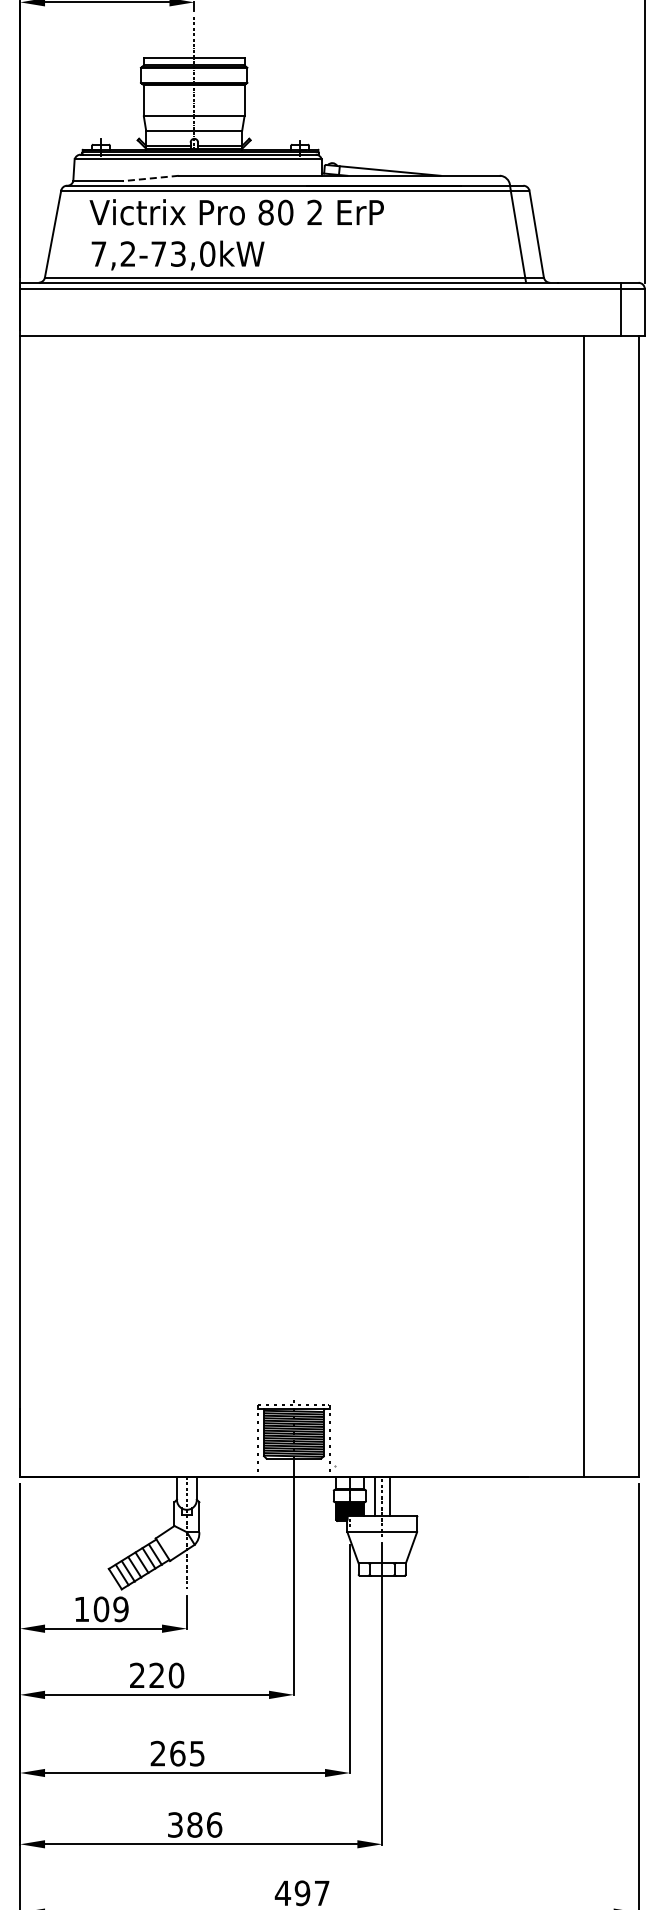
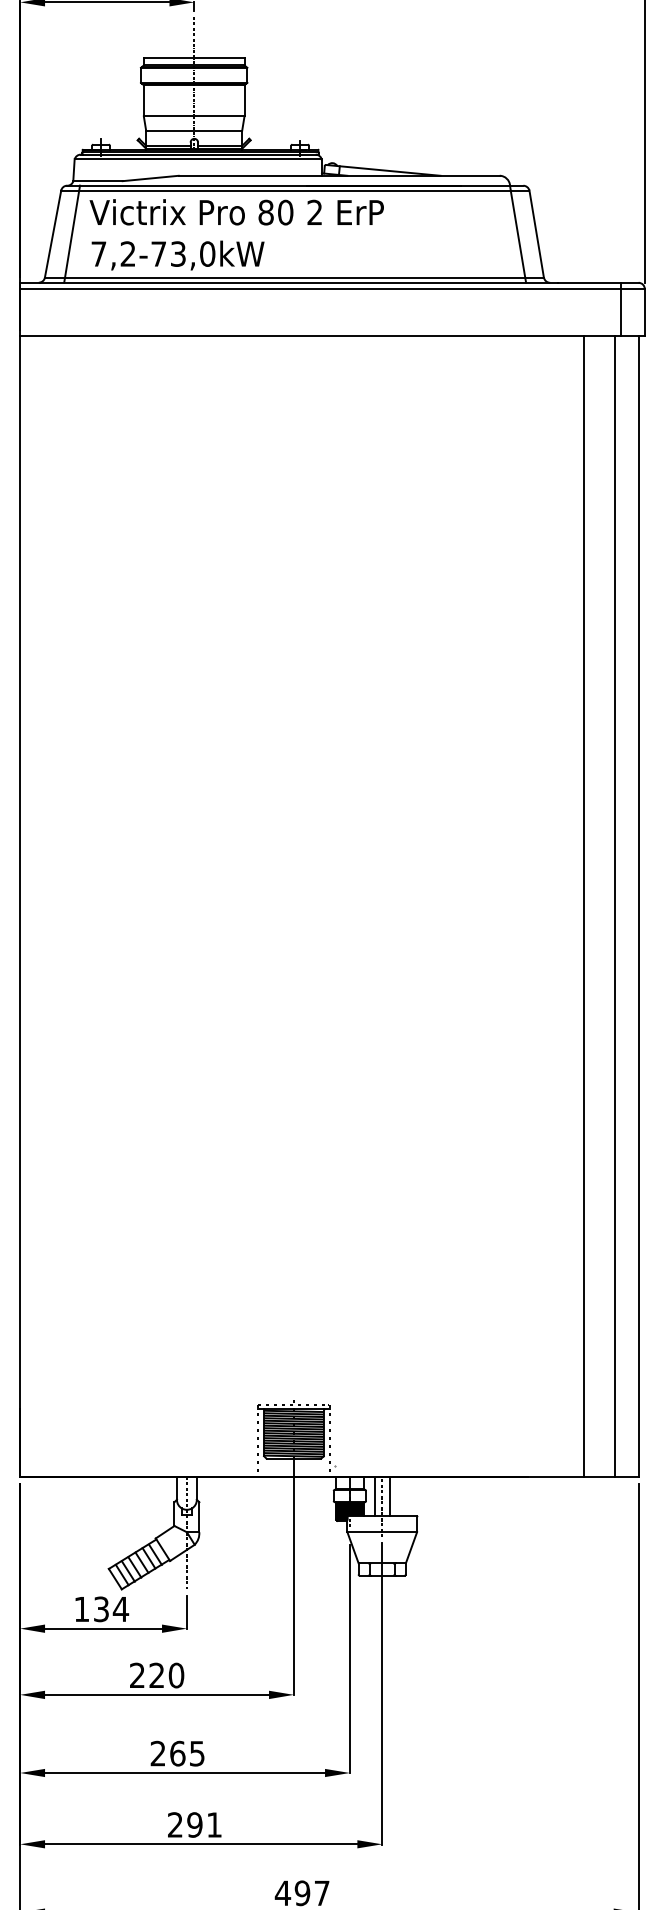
line: dashed -> solid (150, 178)
line: none -> present (72, 233)
line: none -> present (614, 906)
text: 109 -> 134 (111, 1609)
text: 386 -> 291 (195, 1824)
